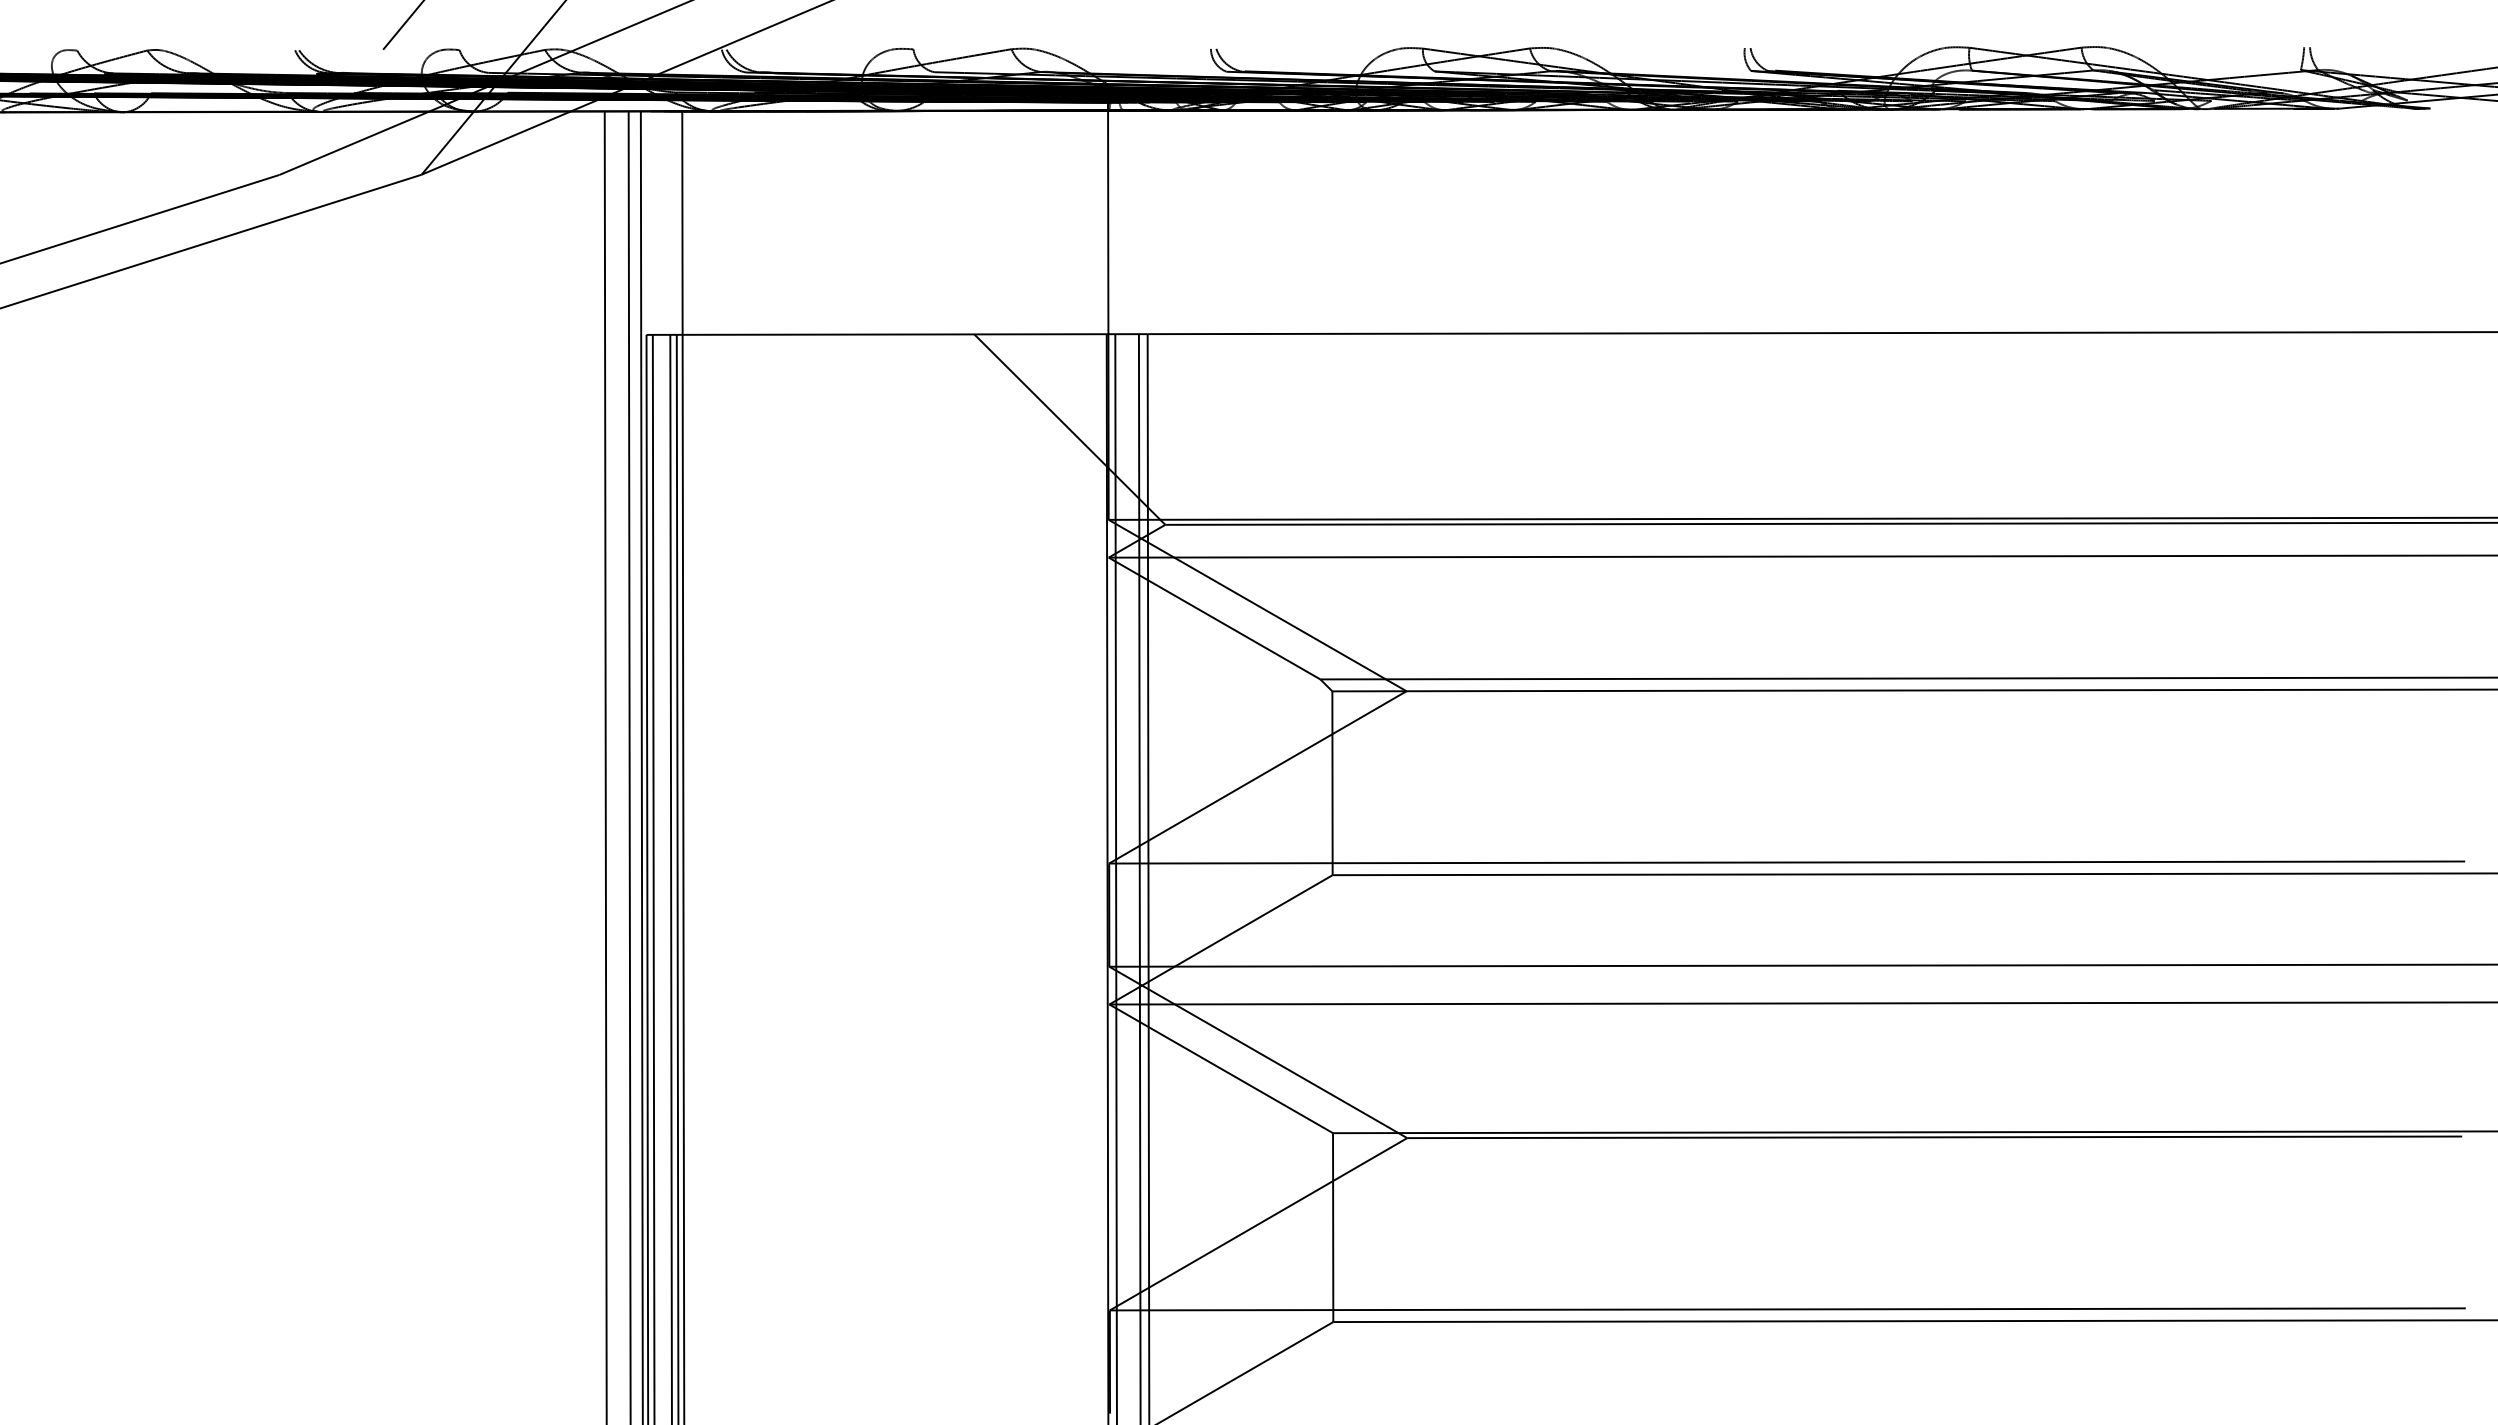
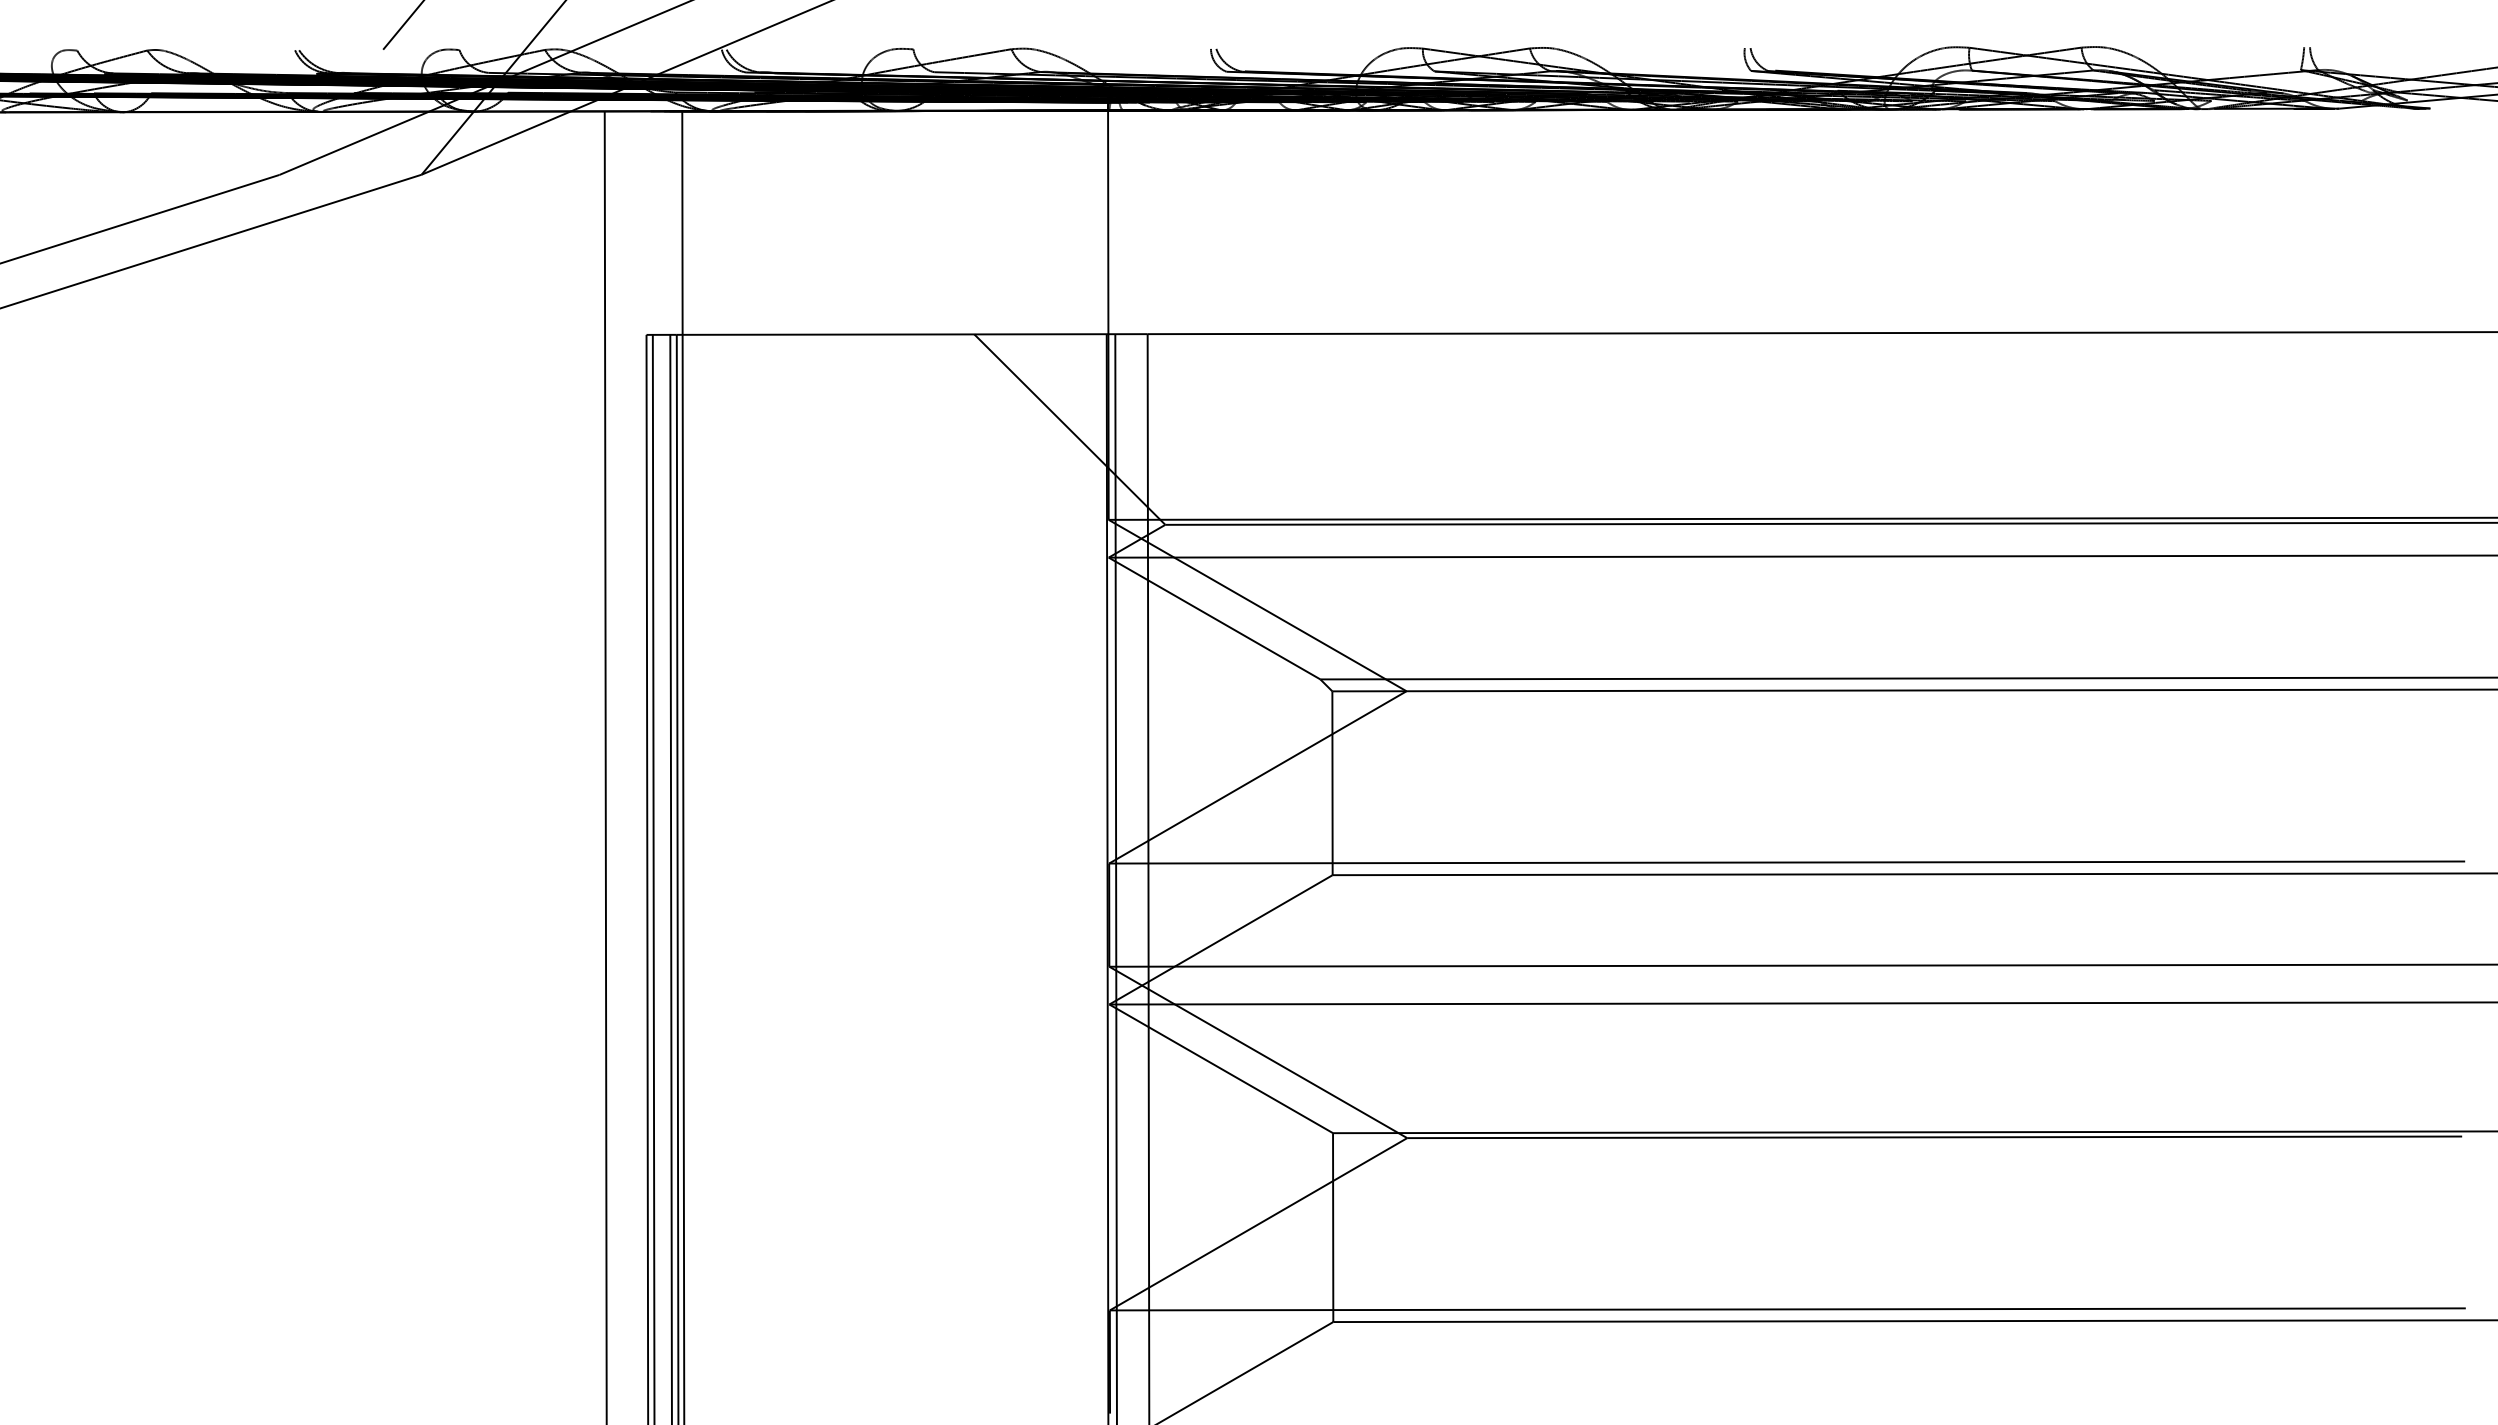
line: present -> none (629, 766)
line: present -> none (641, 766)
line: present -> none (1139, 877)
